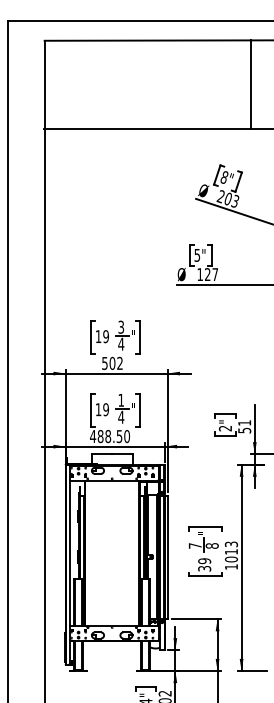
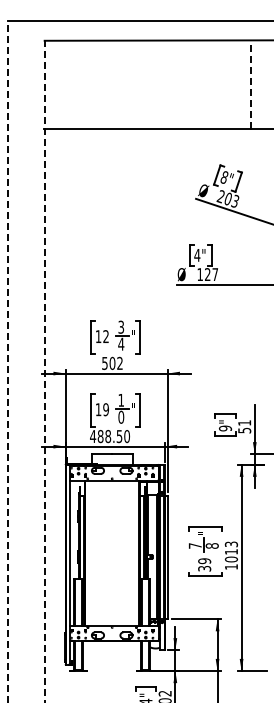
line: solid -> dashed (251, 84)
text: 5" -> 4" (197, 255)
text: 19 -> 12 (105, 336)
line: solid -> dashed (8, 361)
line: solid -> dashed (44, 371)
text: 4 -> 0 (121, 416)
text: 2" -> 9" (225, 428)
